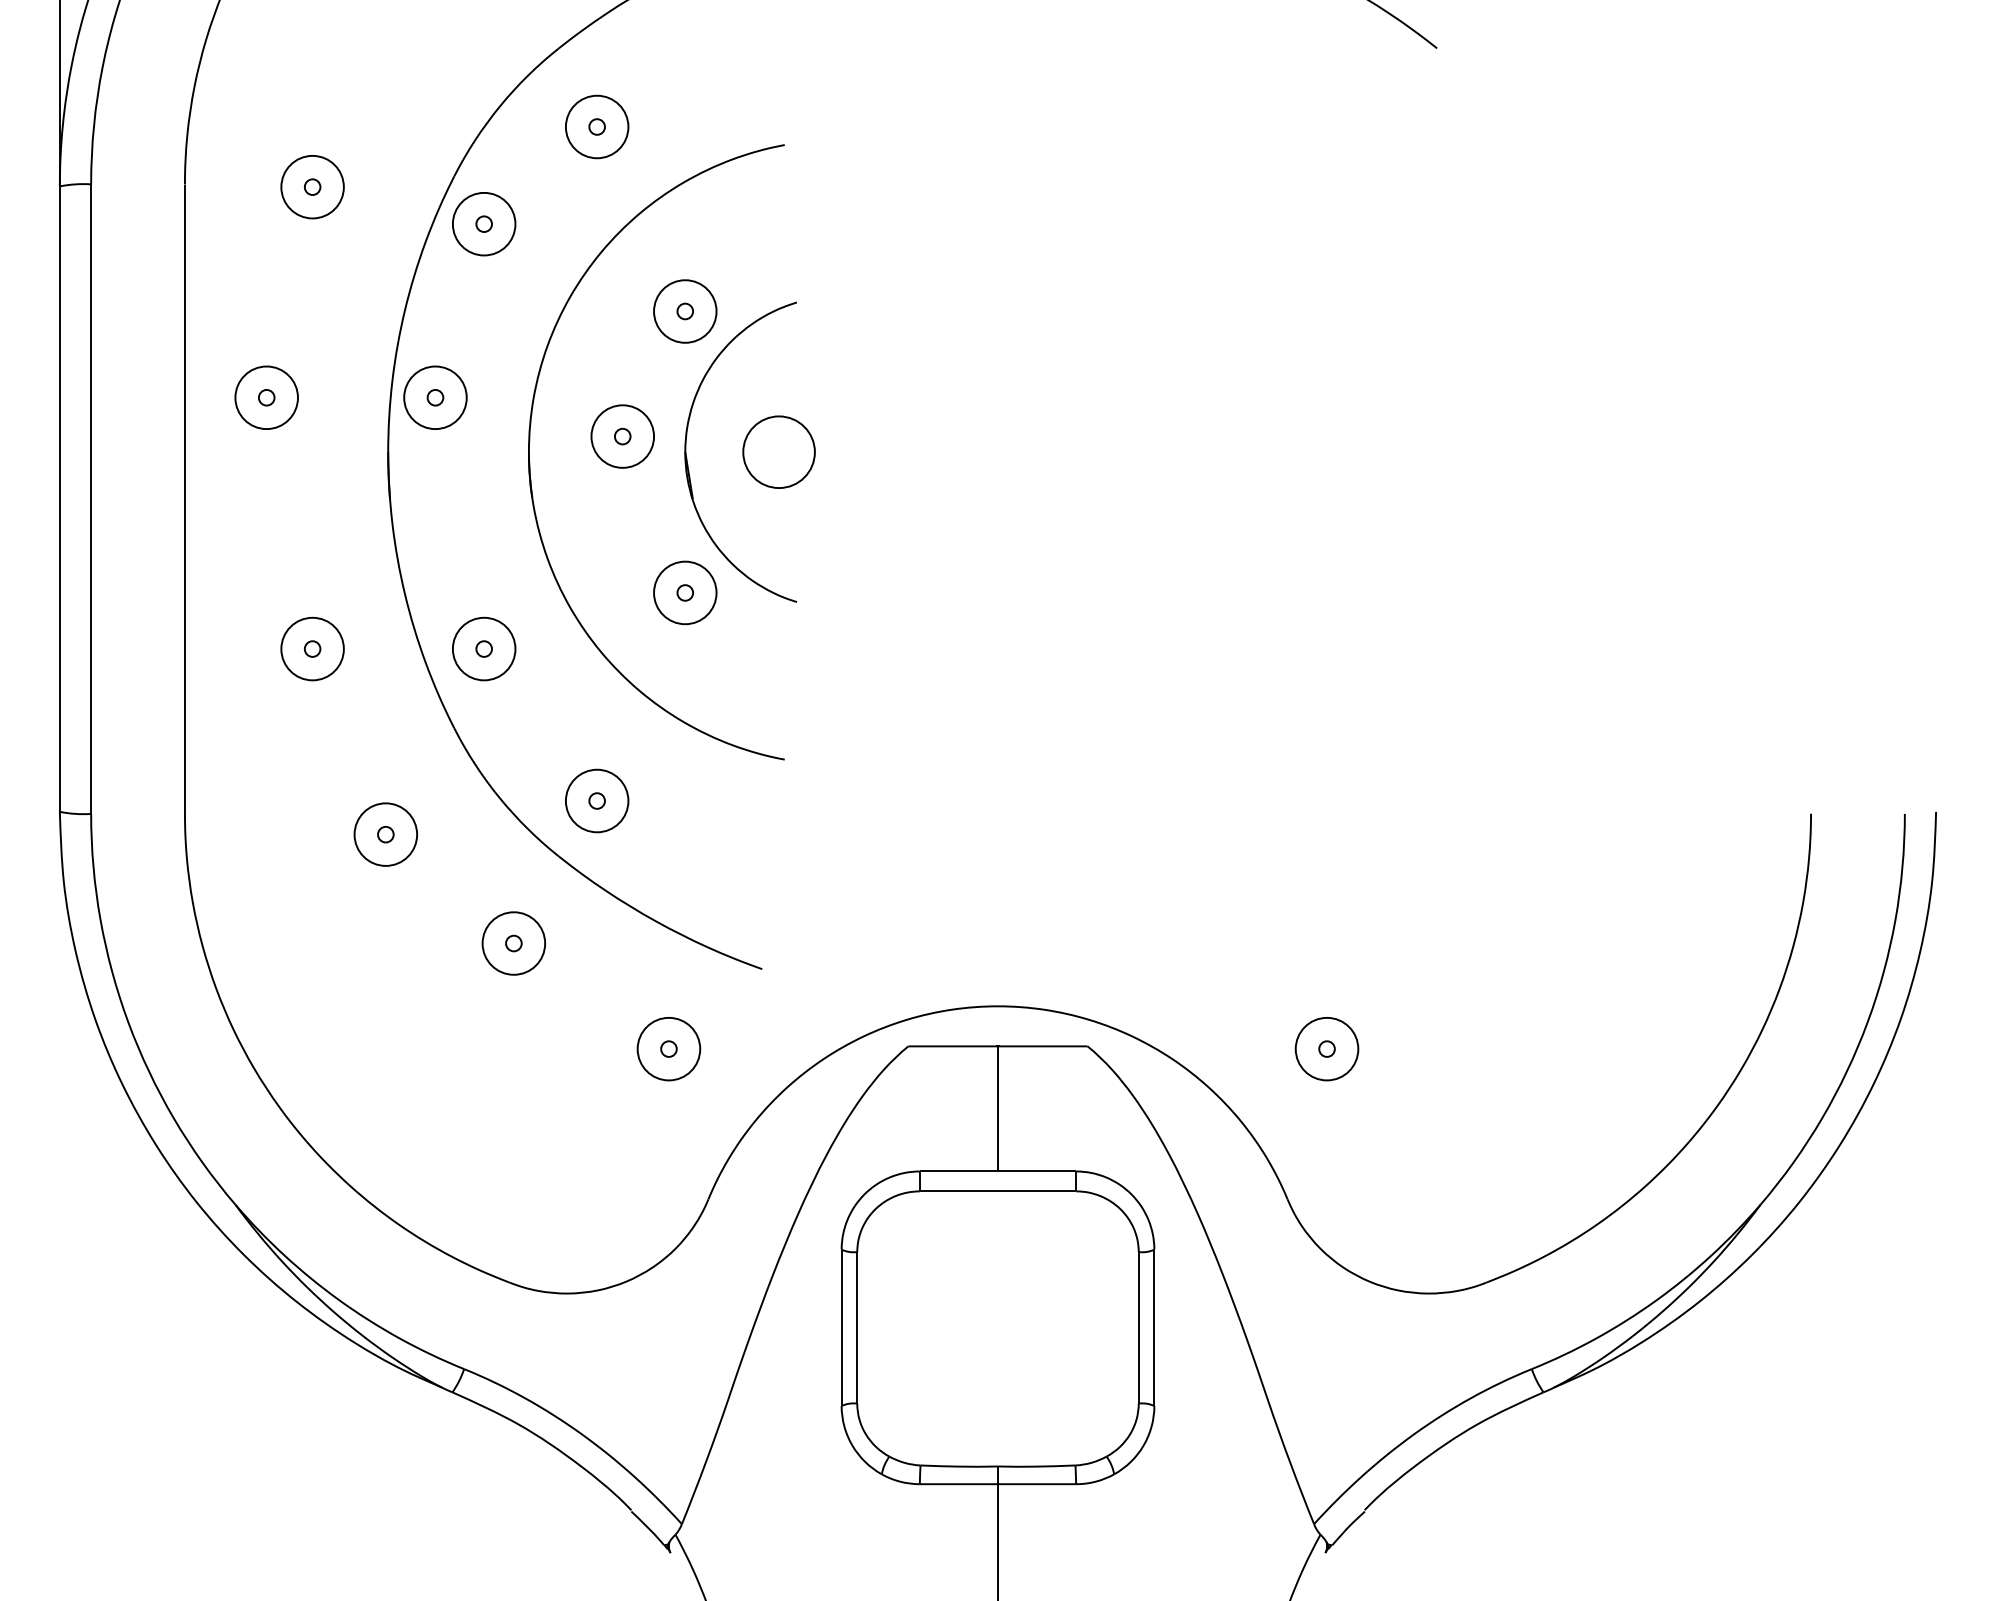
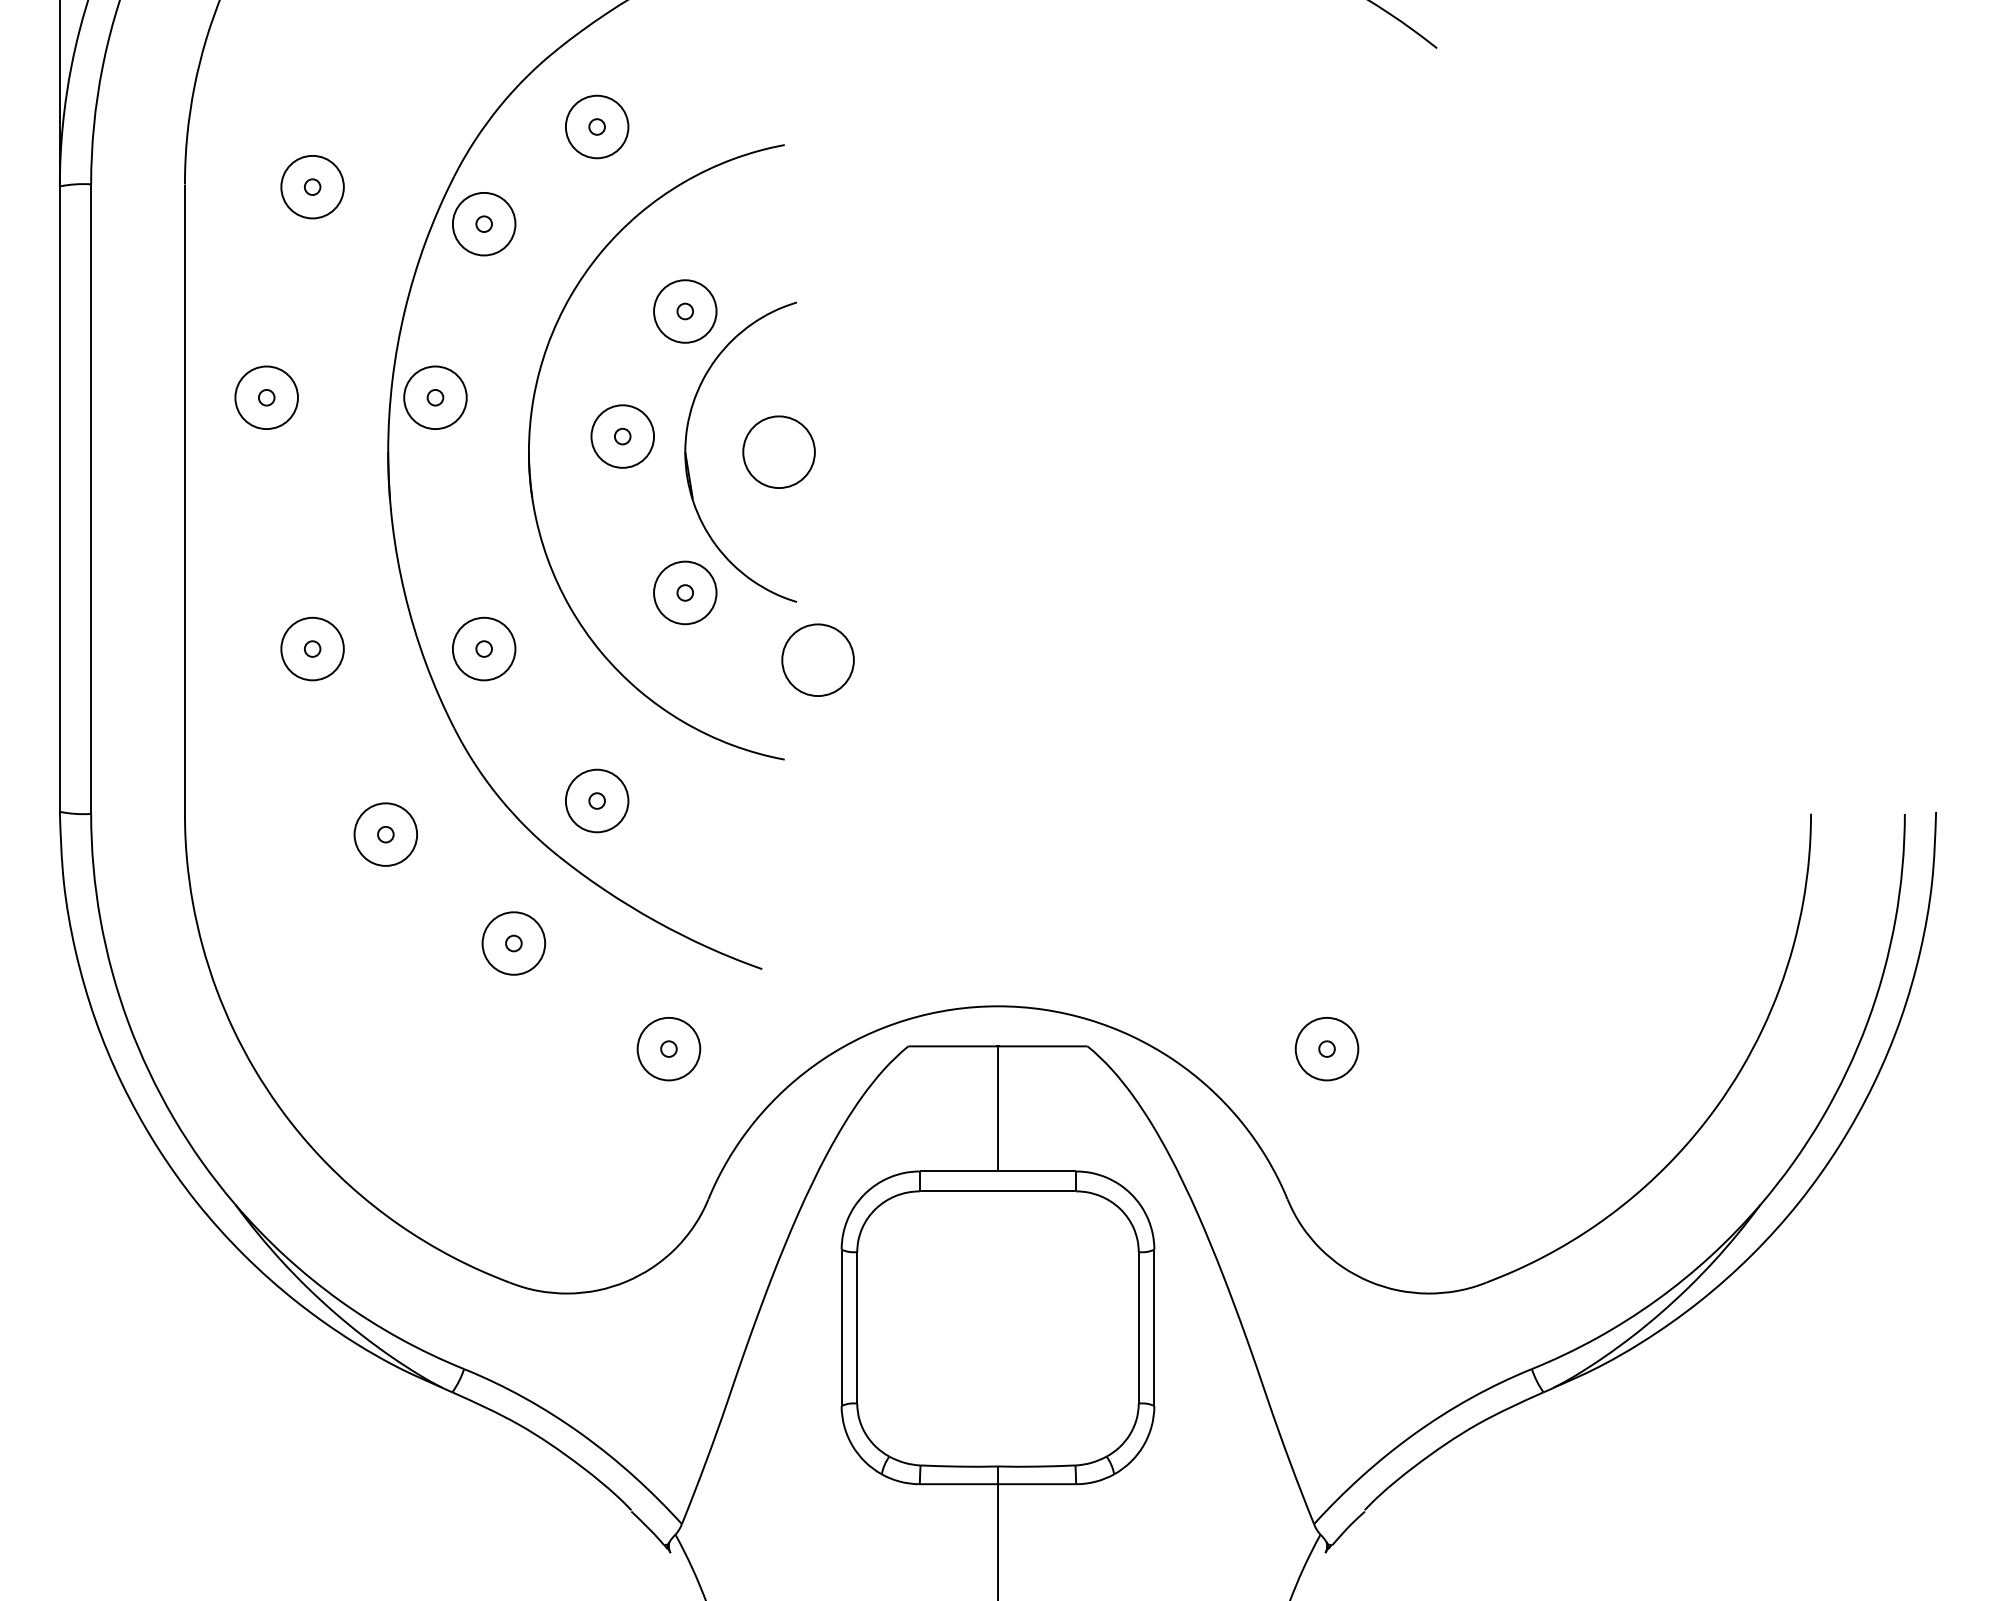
part: none -> present (817, 659)
